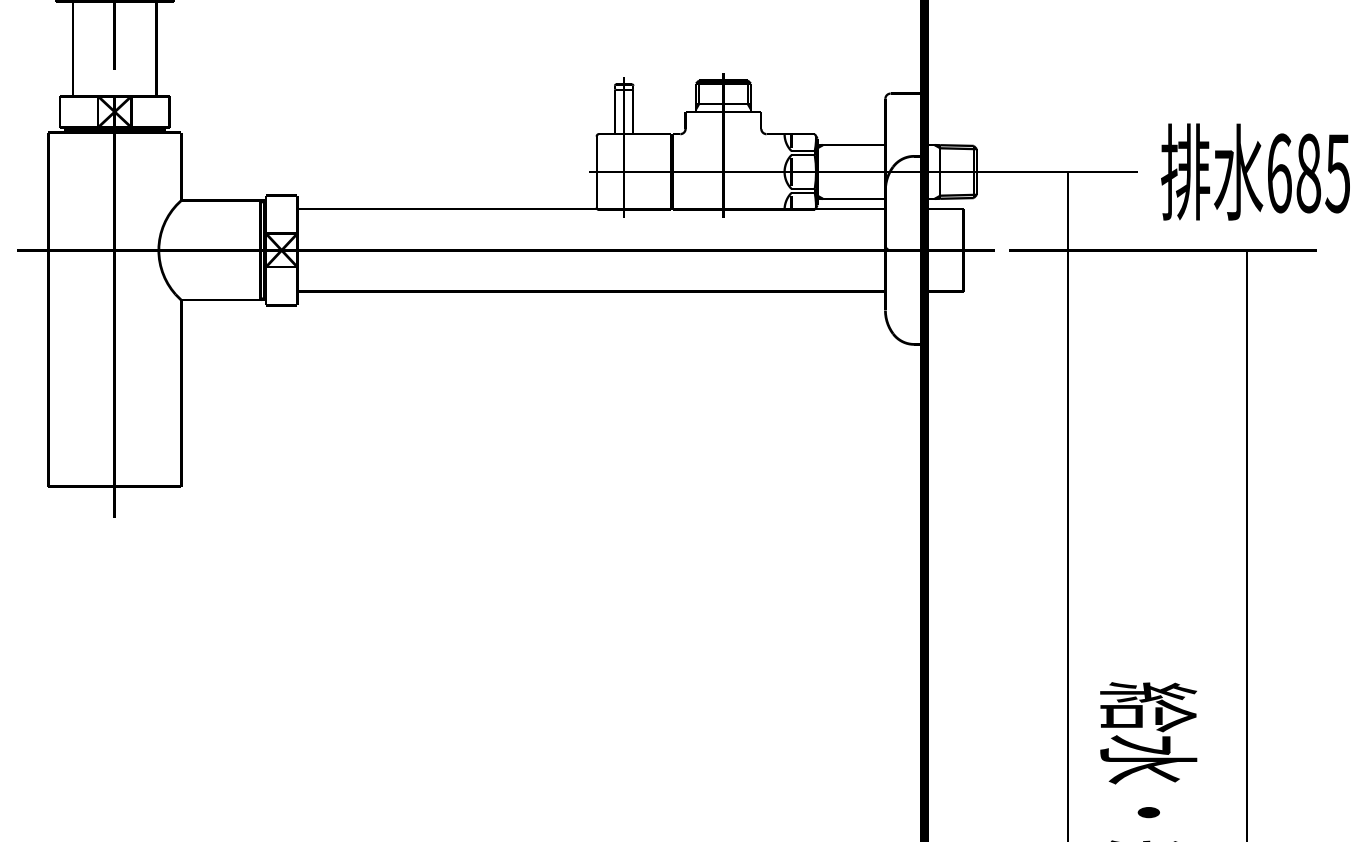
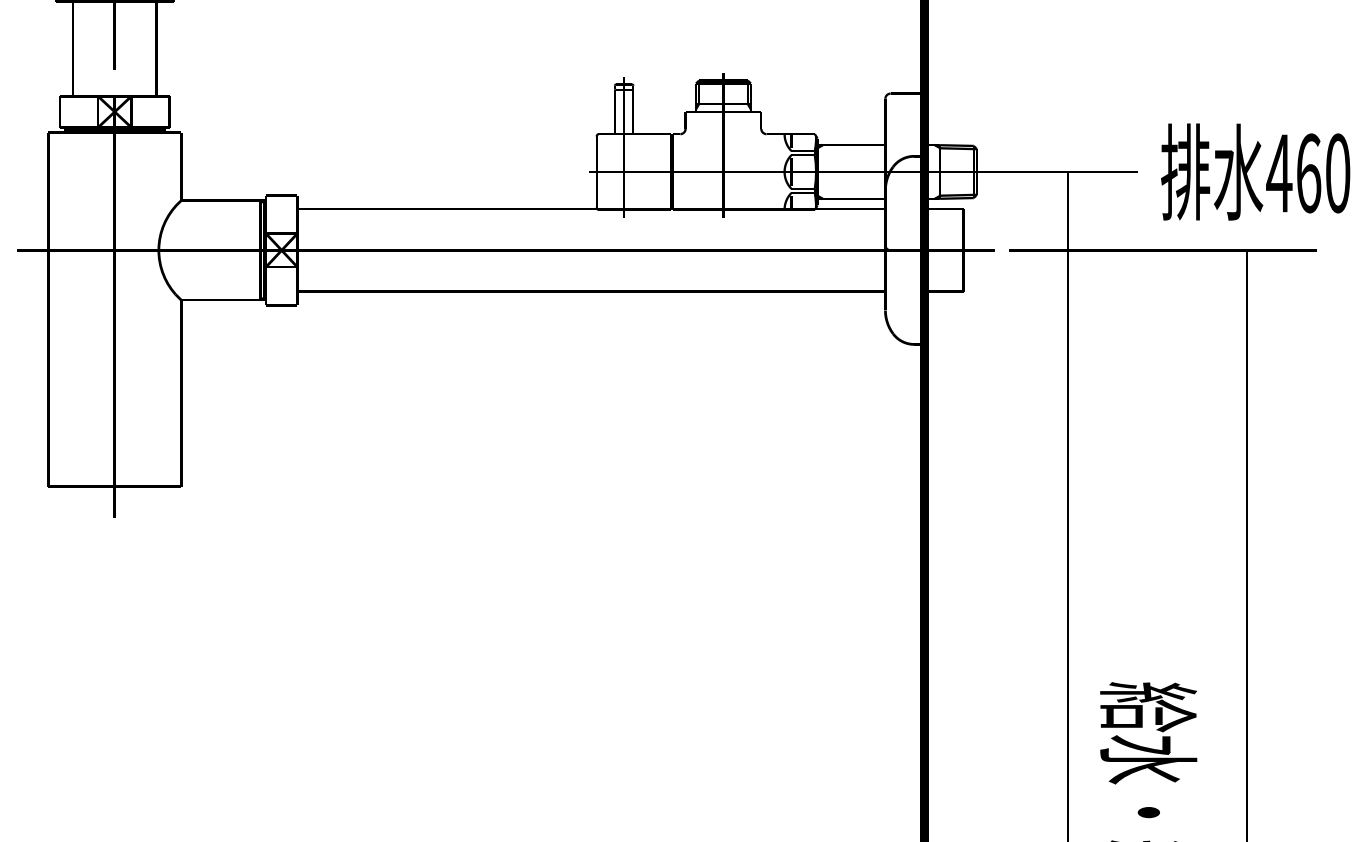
text: 685 -> 460 (1308, 173)
